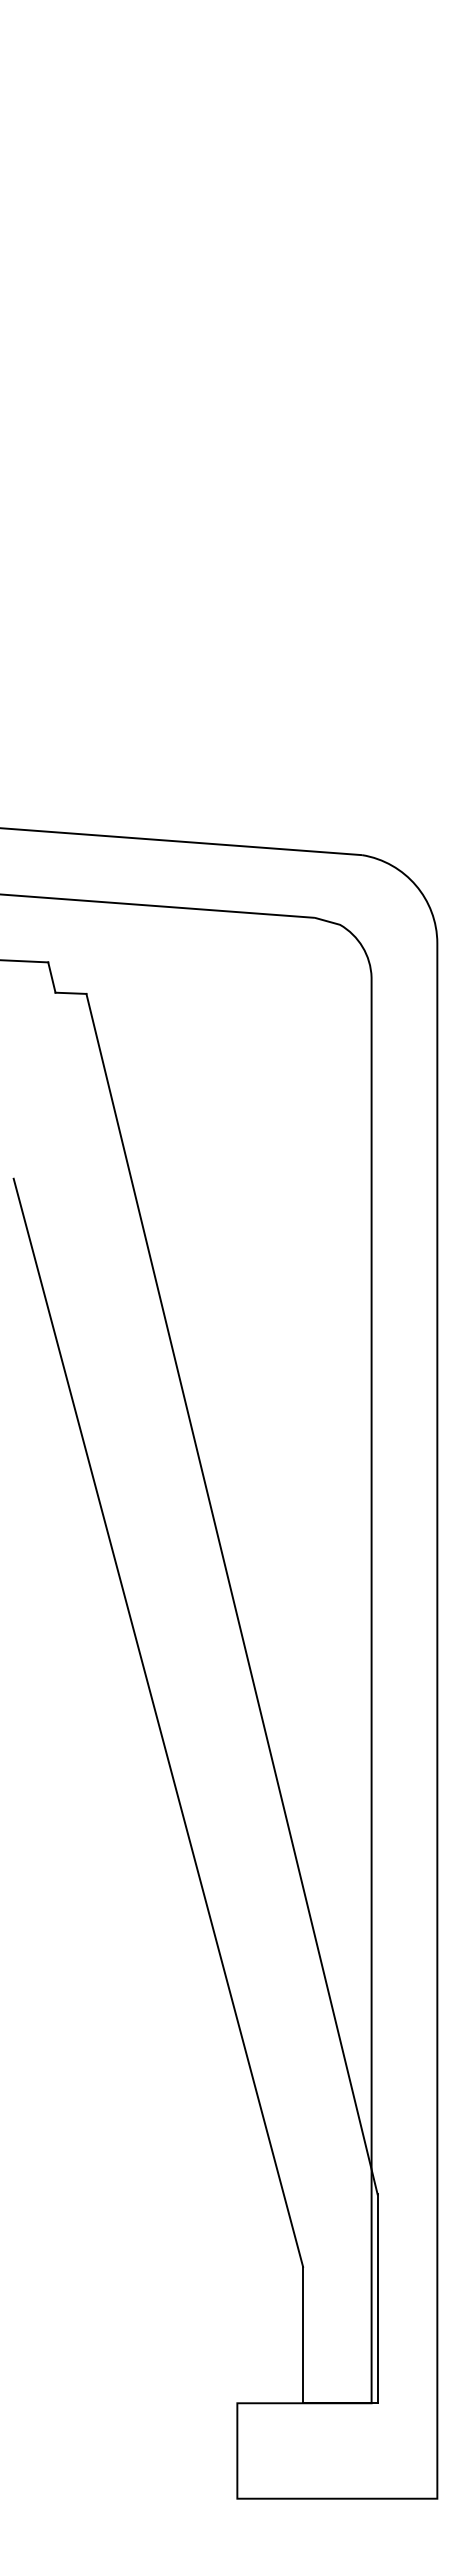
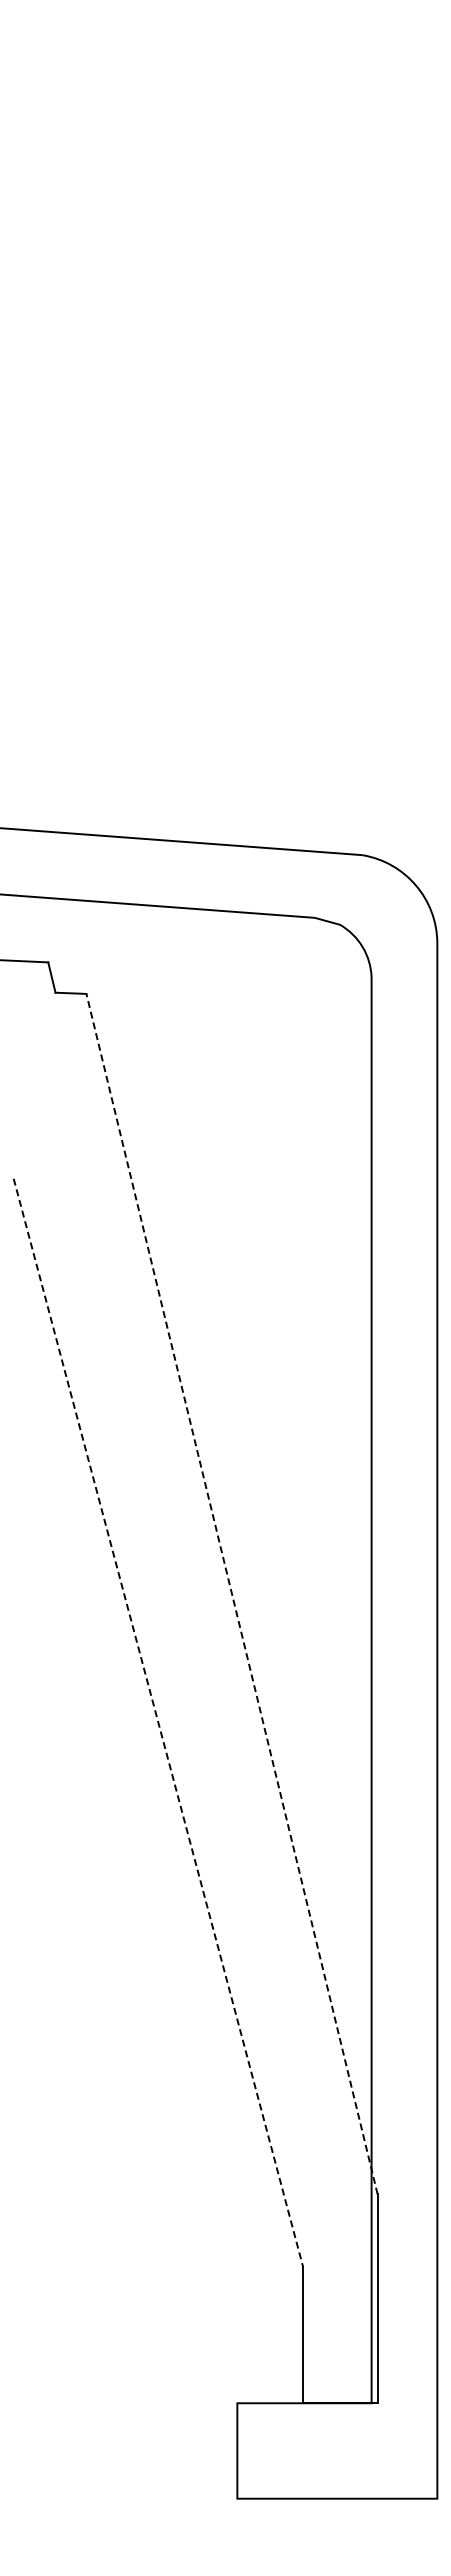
line: solid -> dashed (232, 1594)
line: solid -> dashed (158, 1722)
